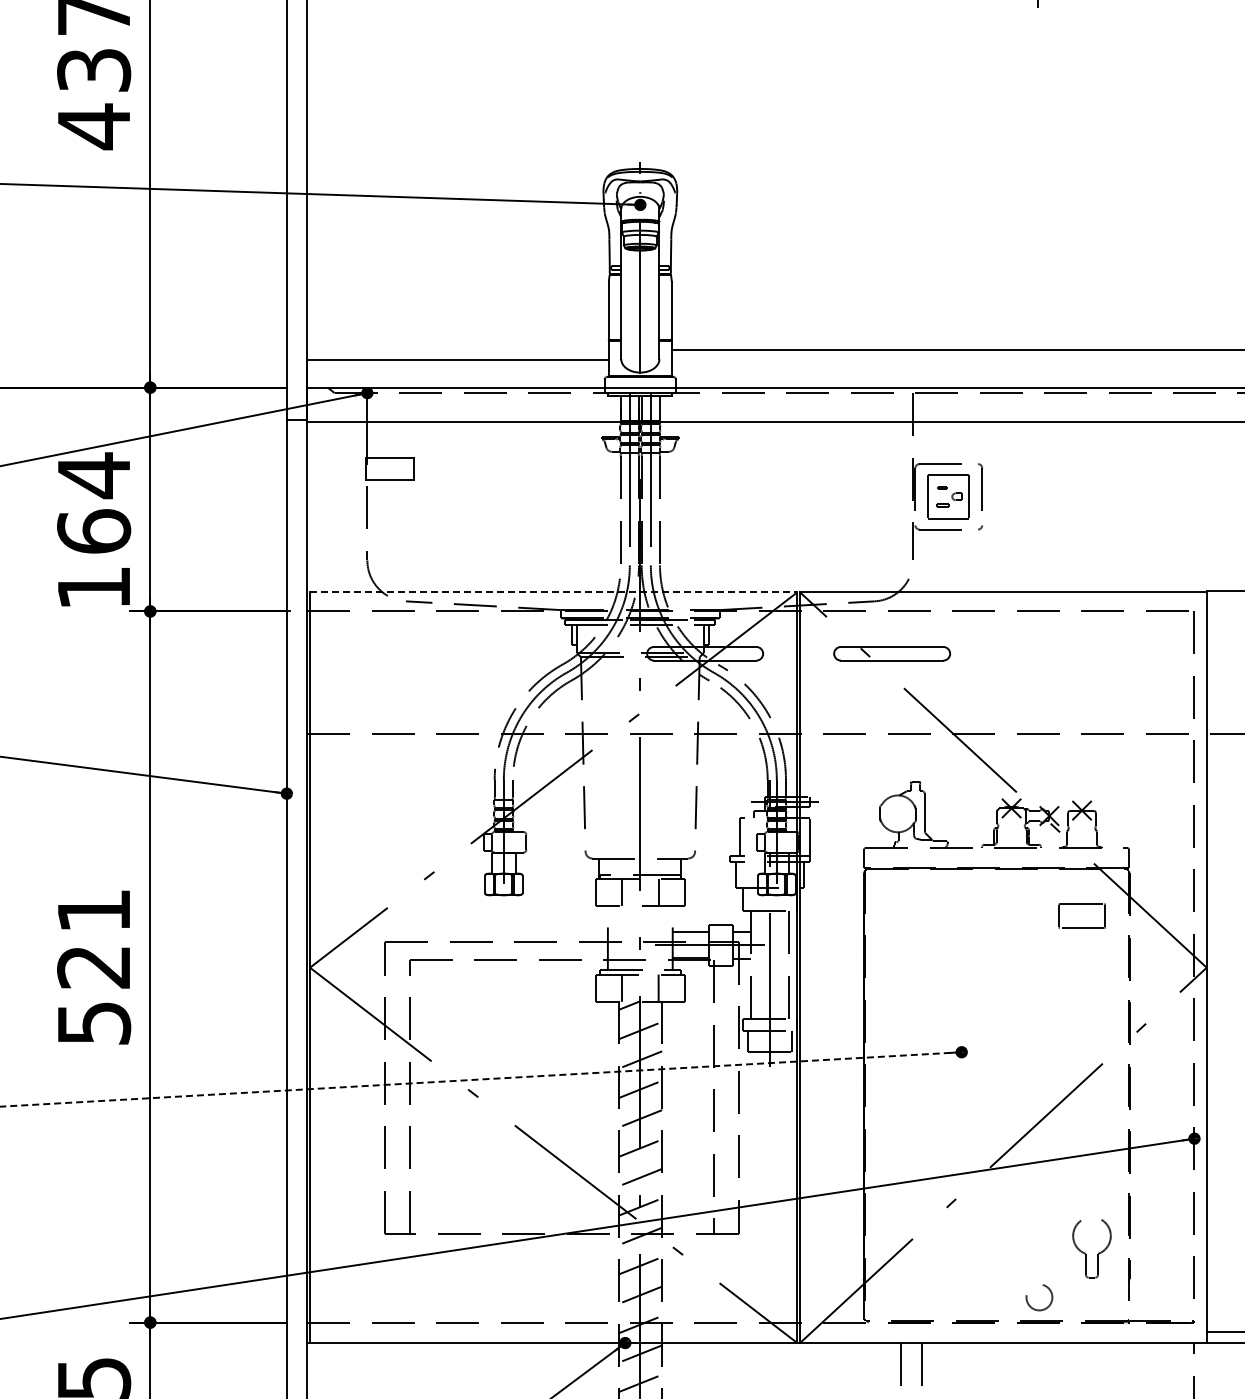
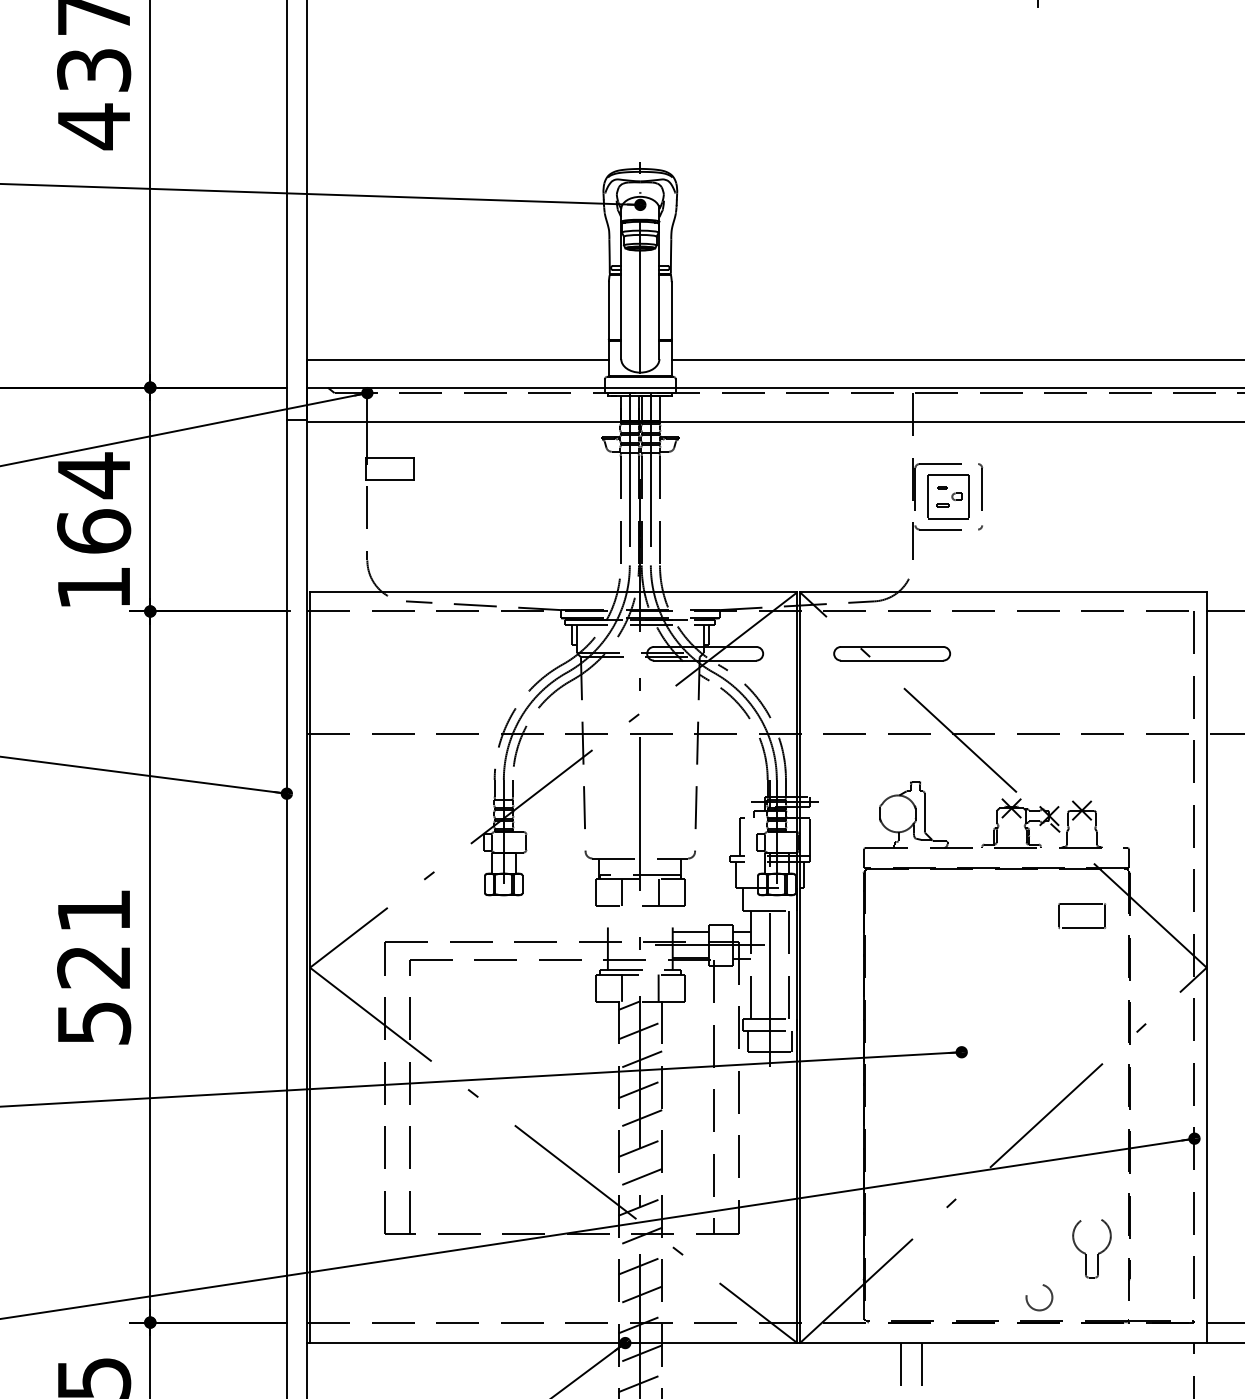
line position: (956, 350) -> (956, 360) (956, 360)
line position: (1223, 591) -> (1223, 611) (1223, 611)
line: dashed -> solid (553, 592)
line: dashed -> solid (480, 1079)
line position: (1223, 1331) -> (1223, 1322) (1223, 1322)
